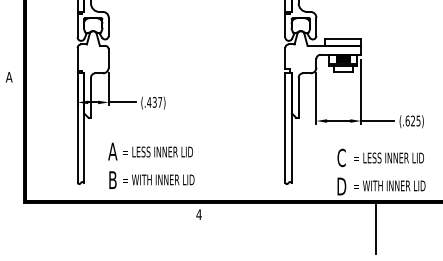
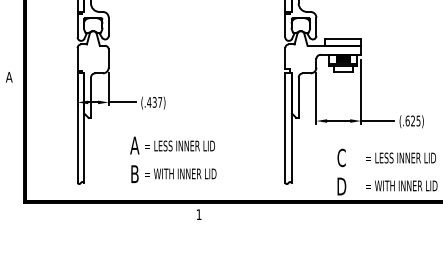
text position: (151, 165) -> (173, 159) (173, 159)
text position: (389, 171) -> (401, 171) (401, 171)
text: 4 -> 1 (198, 214)
line: present -> none (375, 228)
